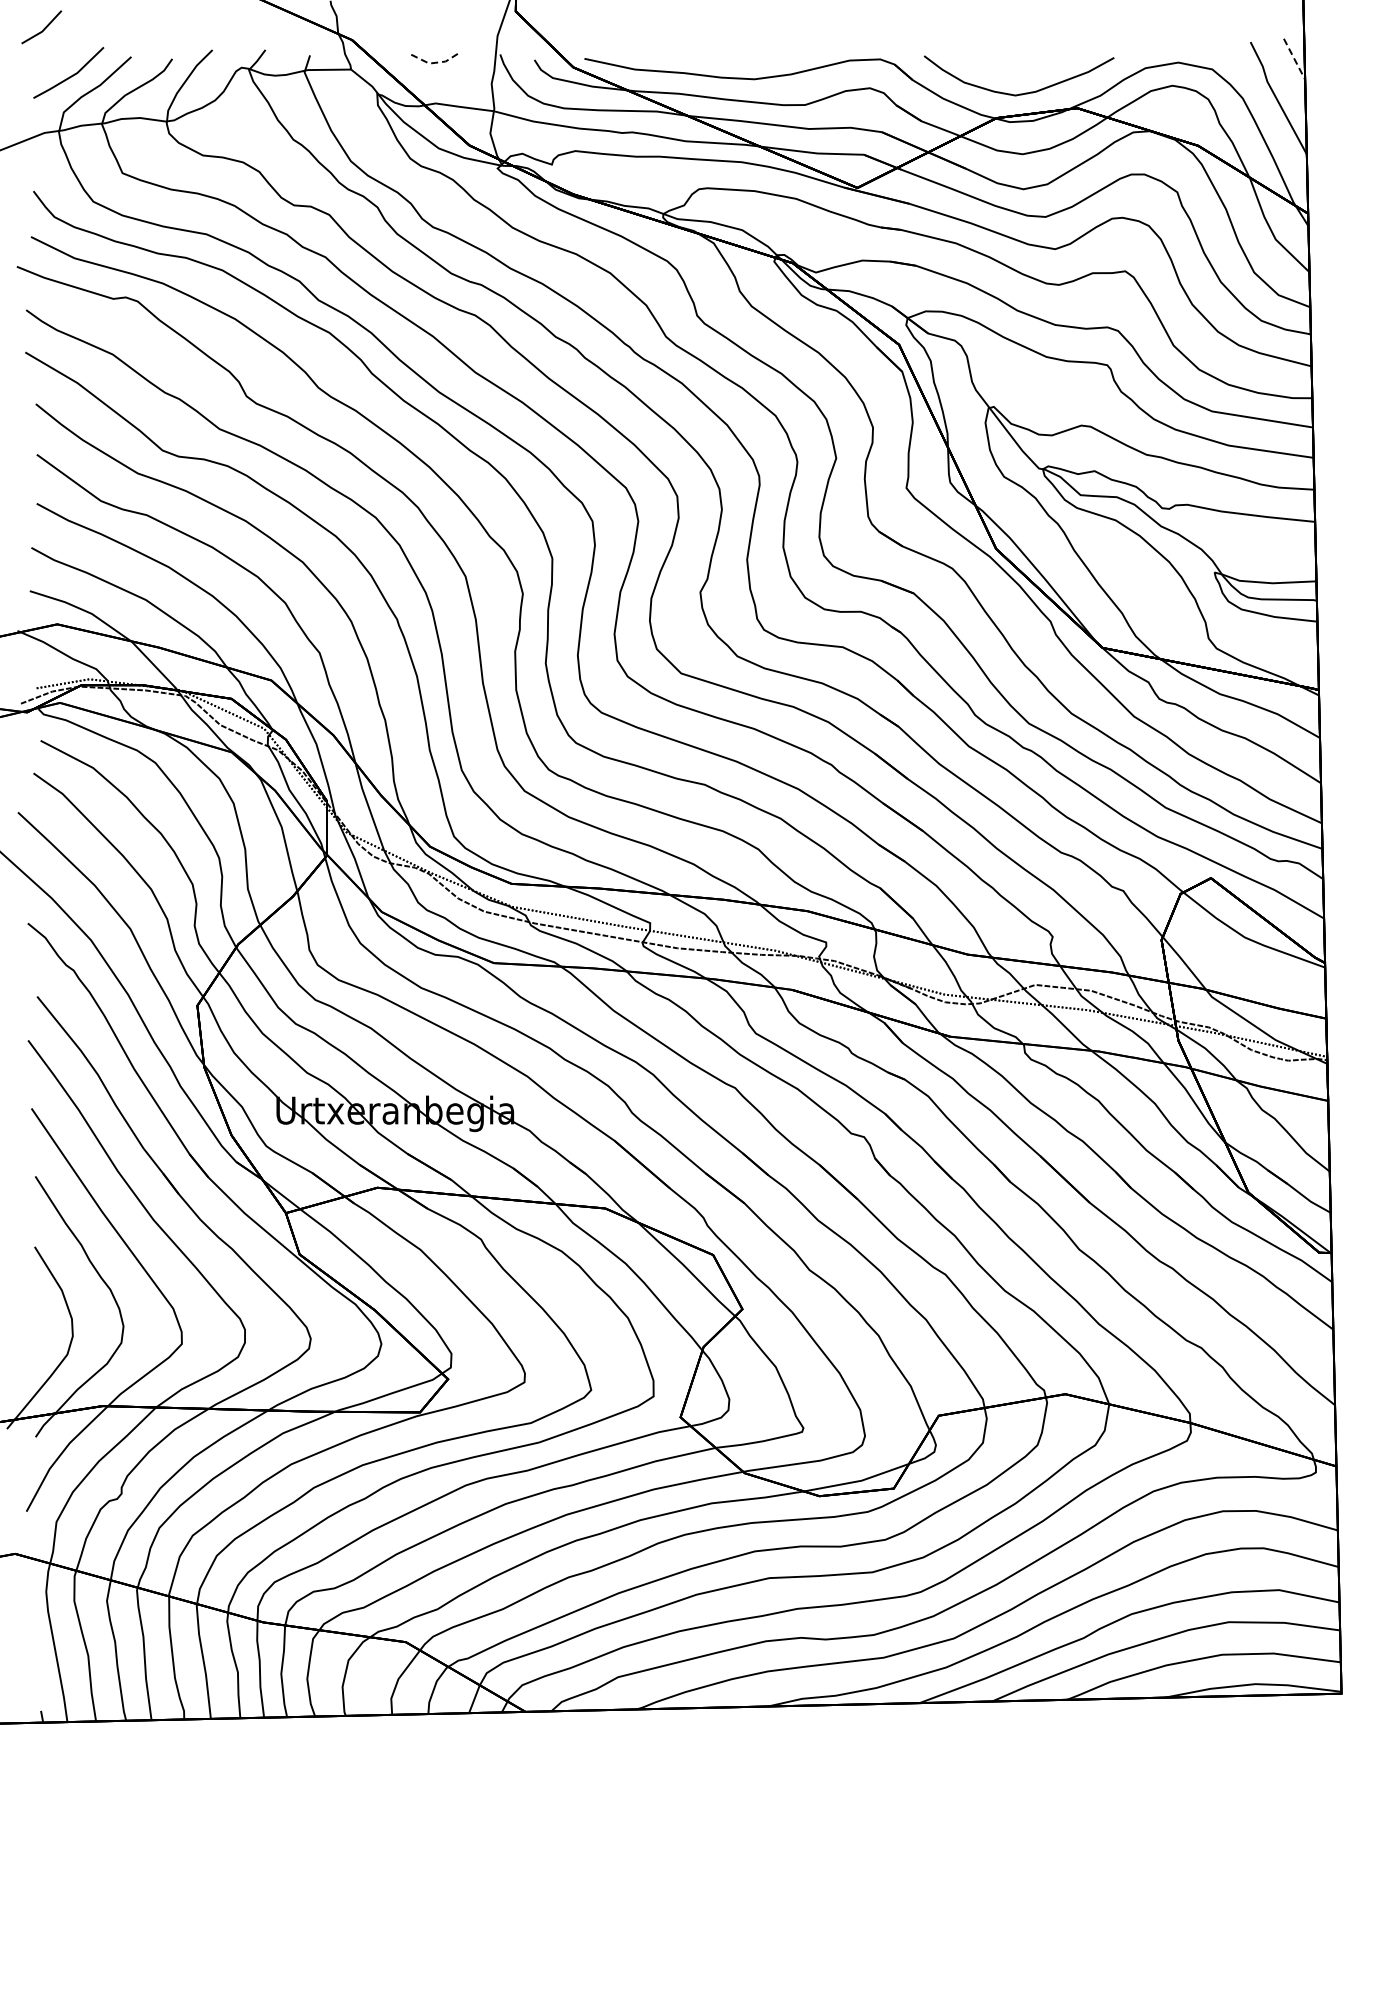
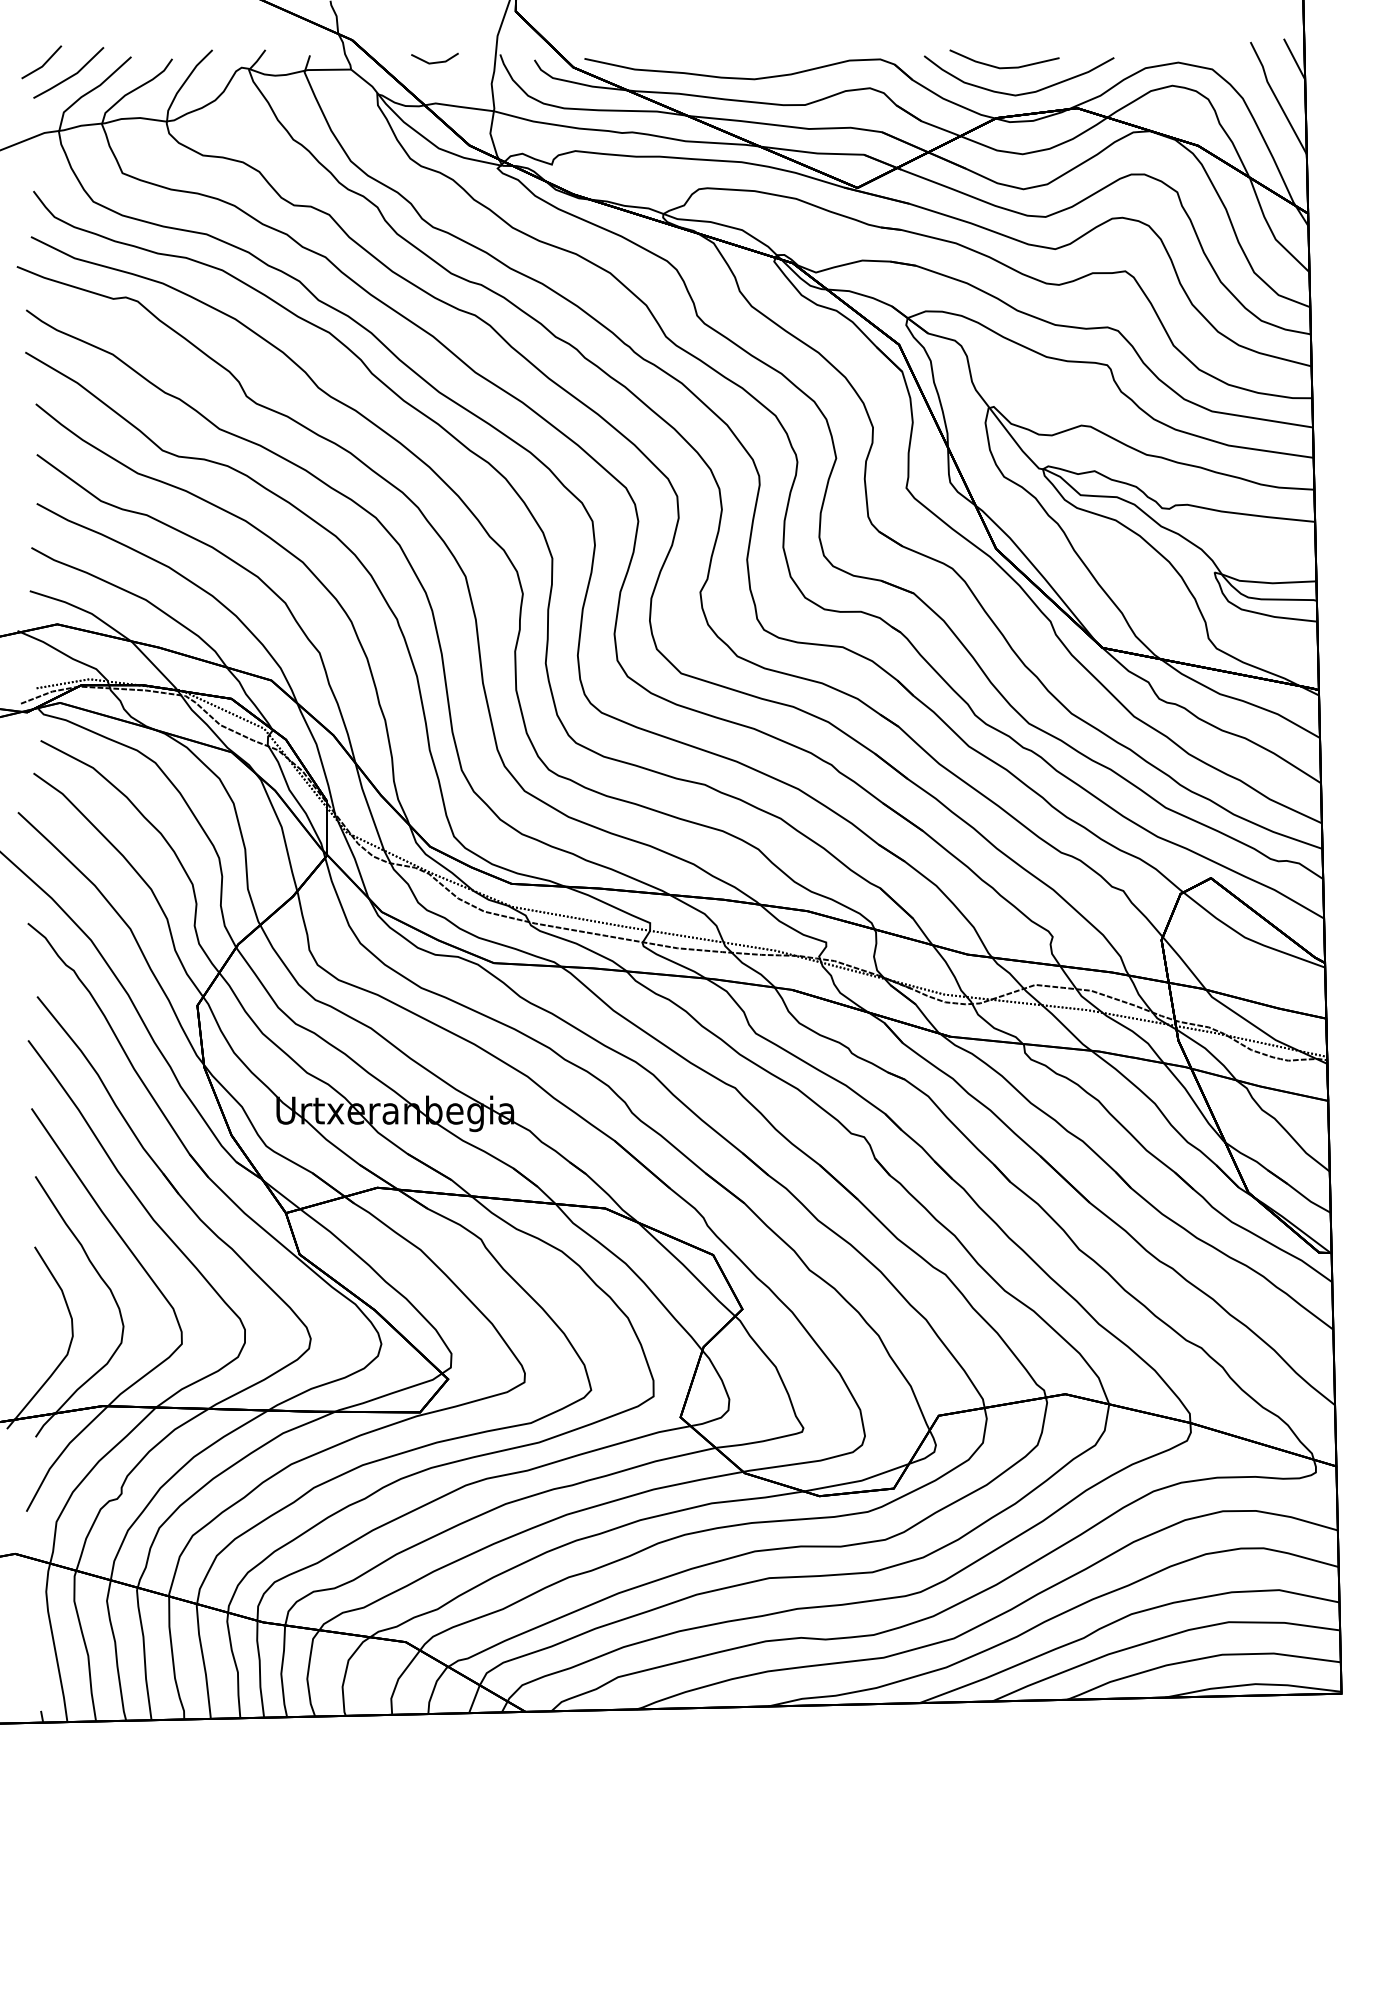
line position: (43, 28) -> (43, 63) (43, 63)
line: dashed -> solid (1294, 59)
line: dashed -> solid (435, 62)
line: none -> present (1004, 67)
